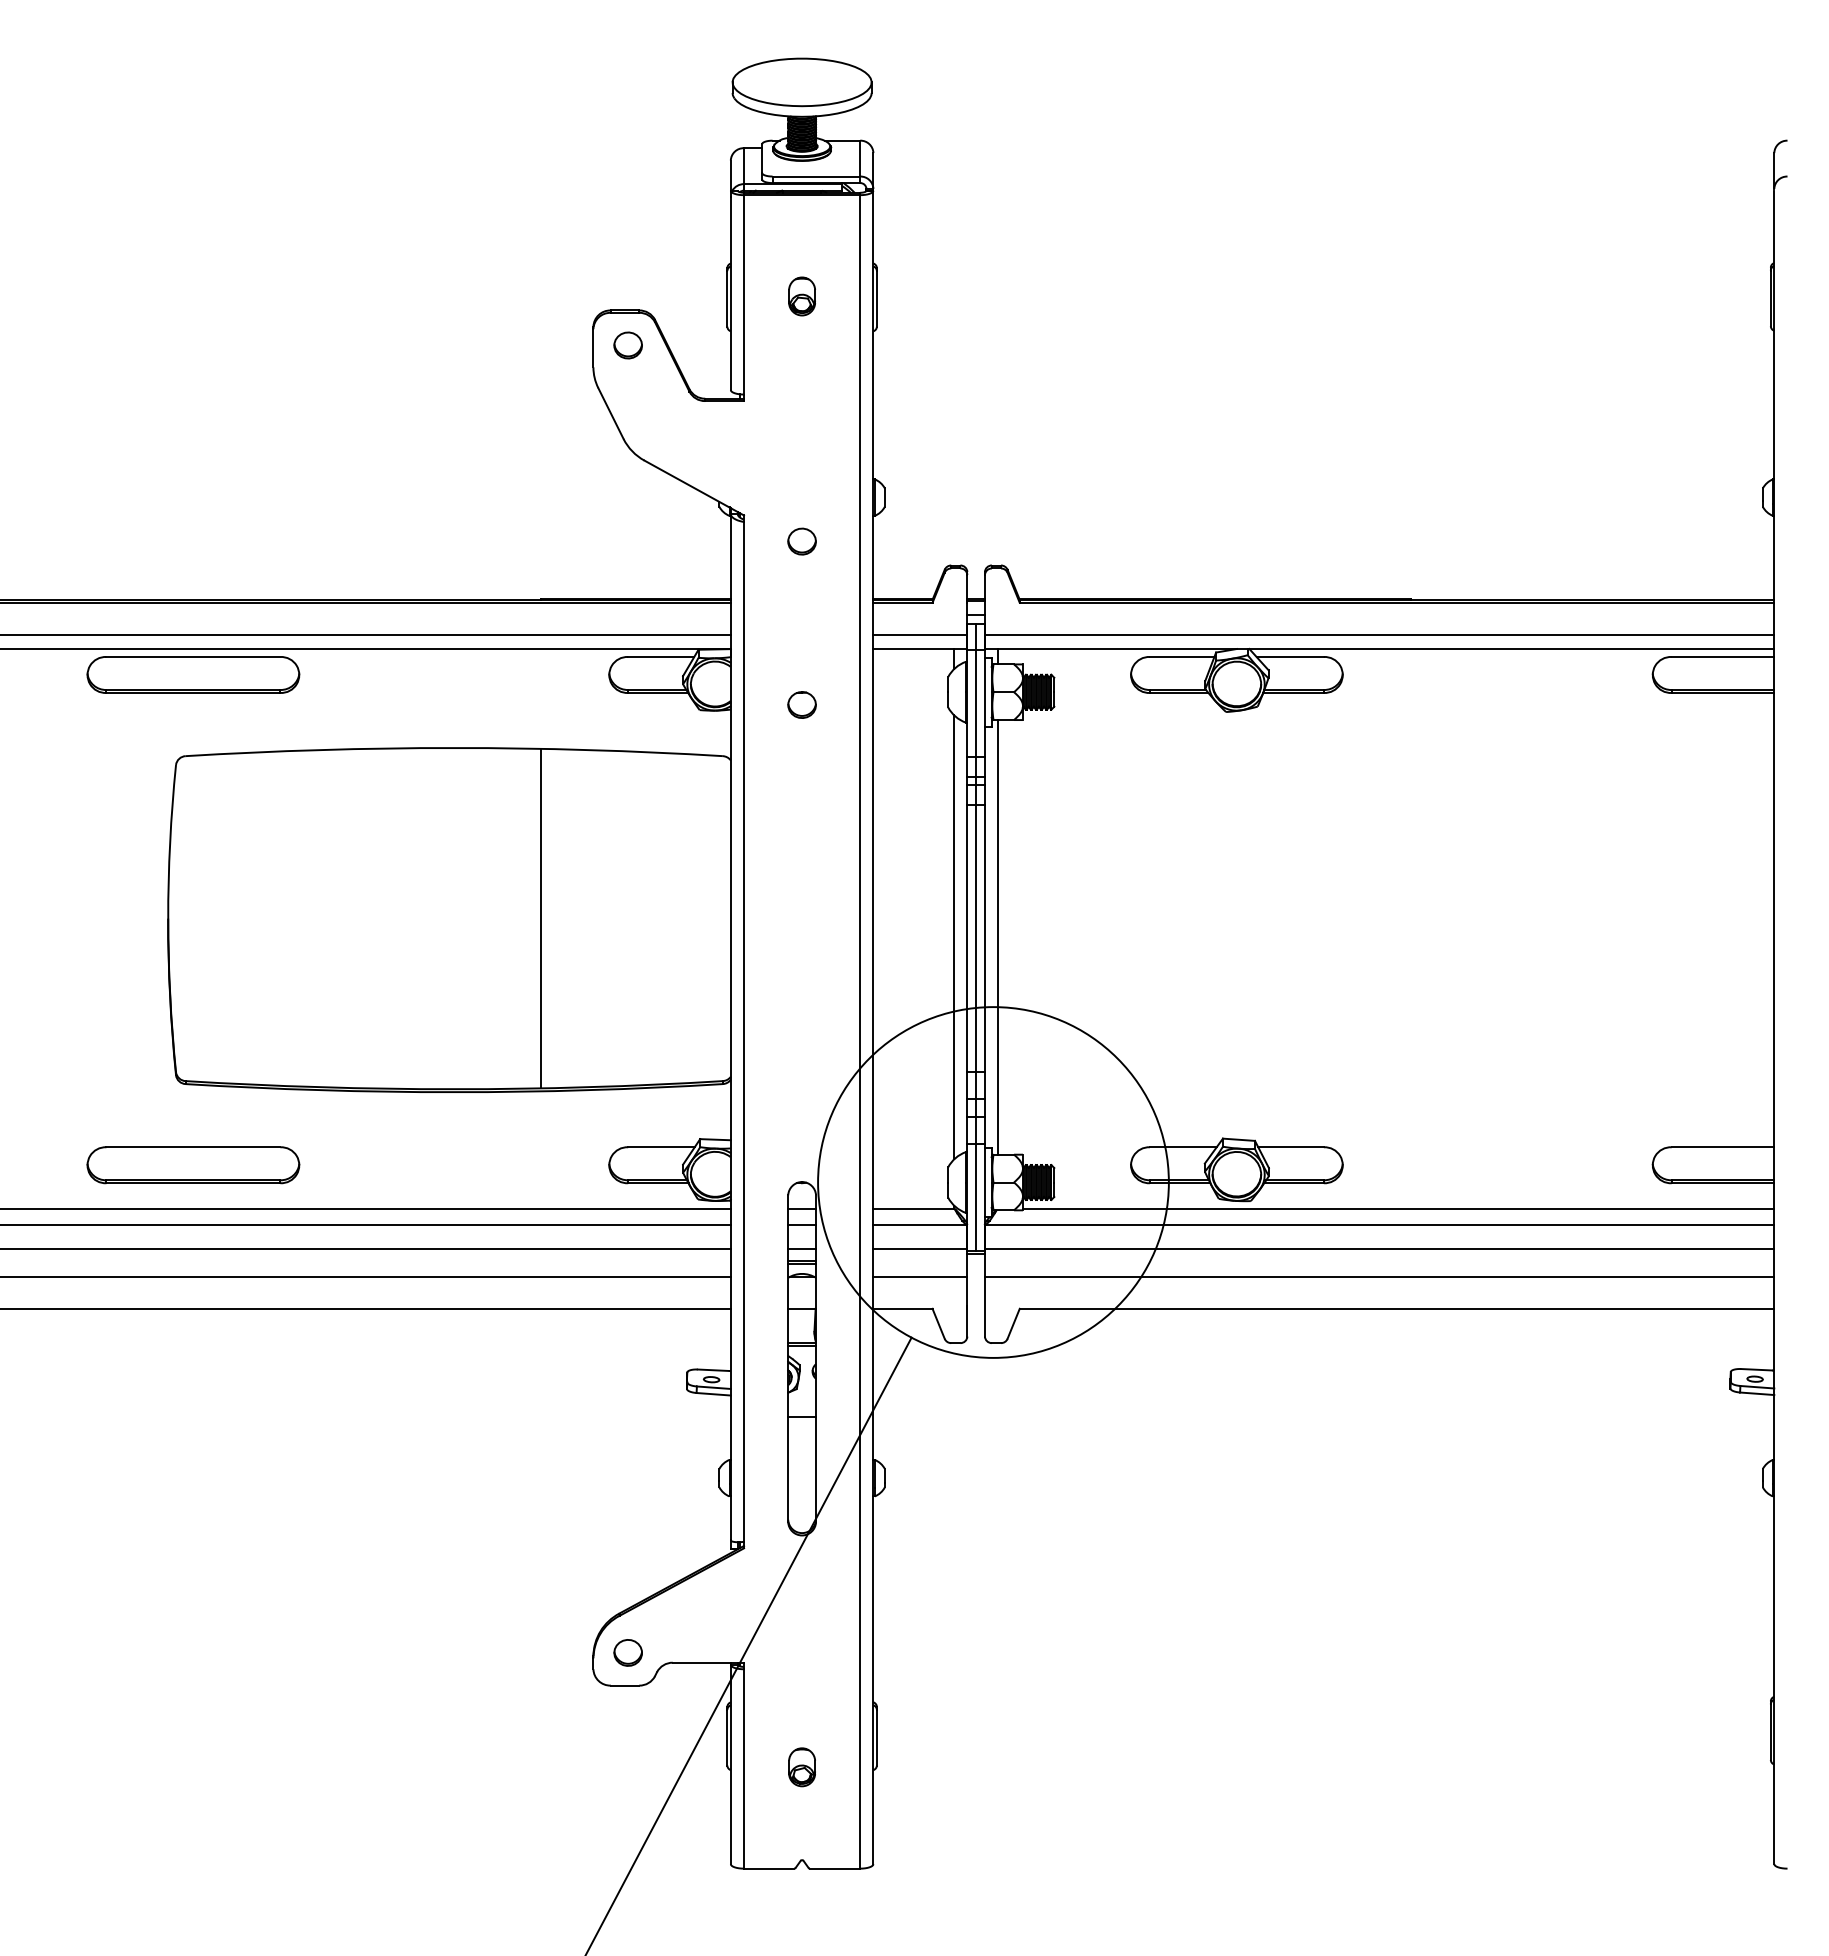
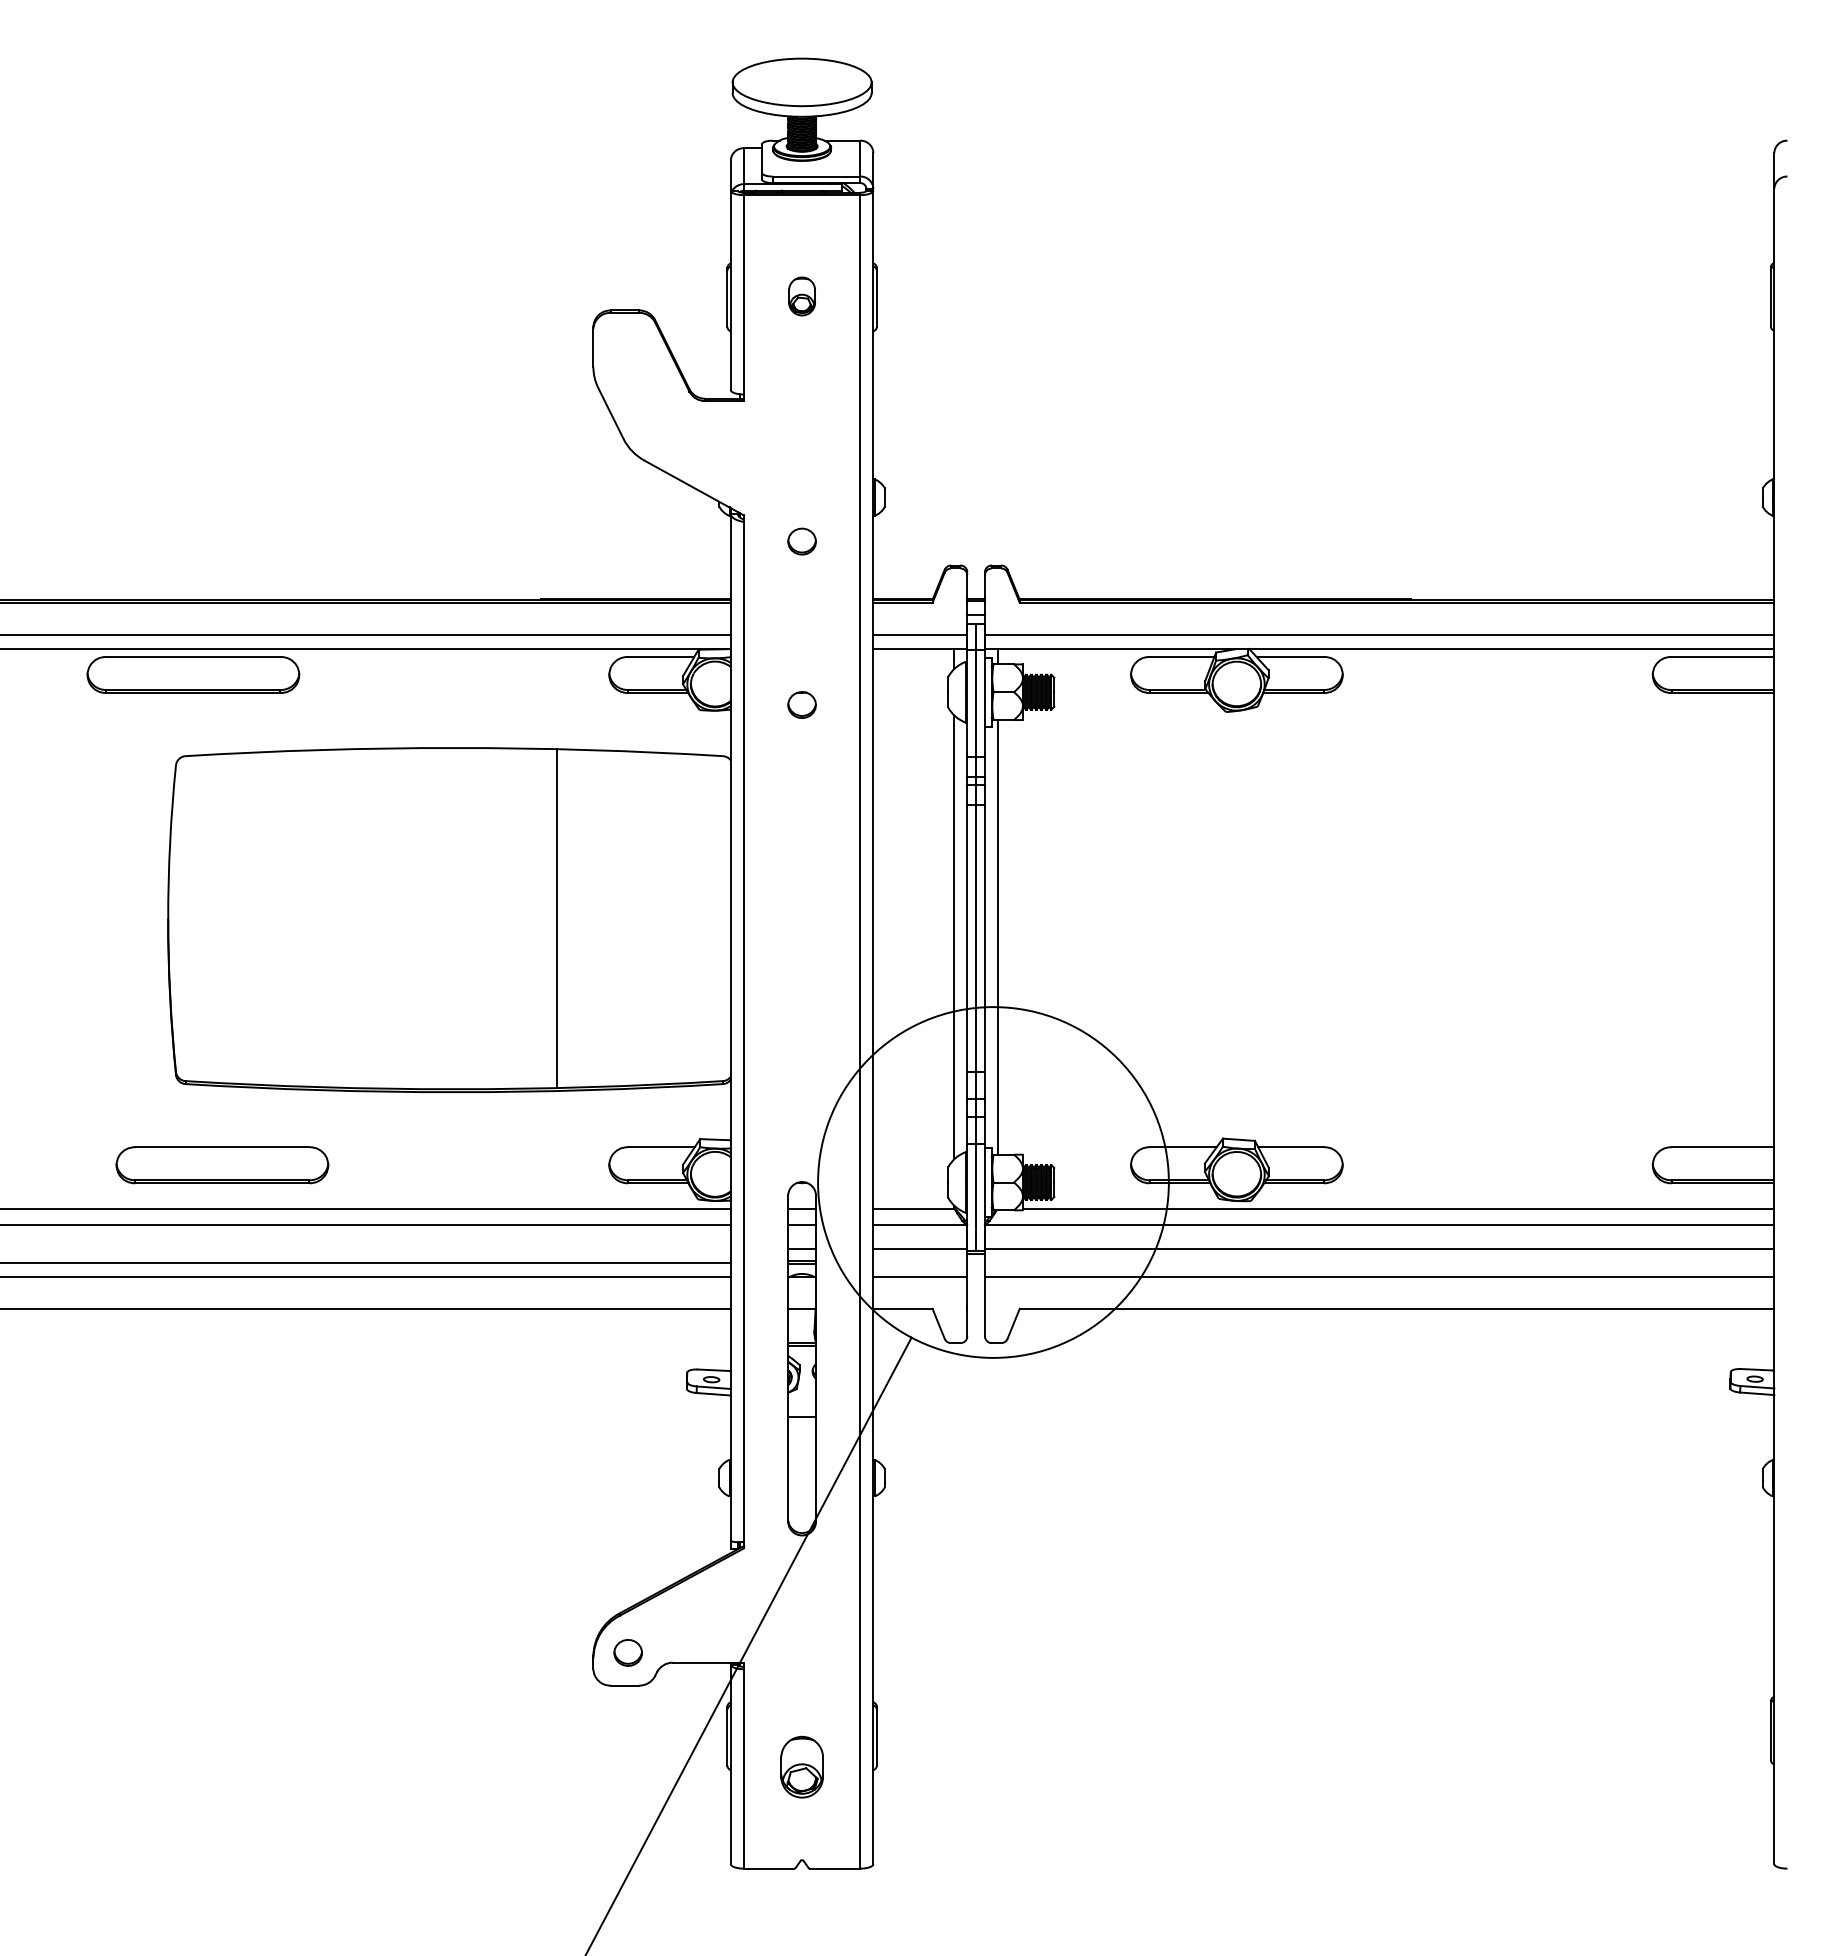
part: present -> none (627, 345)
line position: (541, 918) -> (557, 918) (557, 918)
part position: (193, 1165) -> (222, 1165) (222, 1165)
line position: (366, 1249) -> (366, 1263) (366, 1263)
part size: 28x41 px -> 44x64 px (801, 1766)
